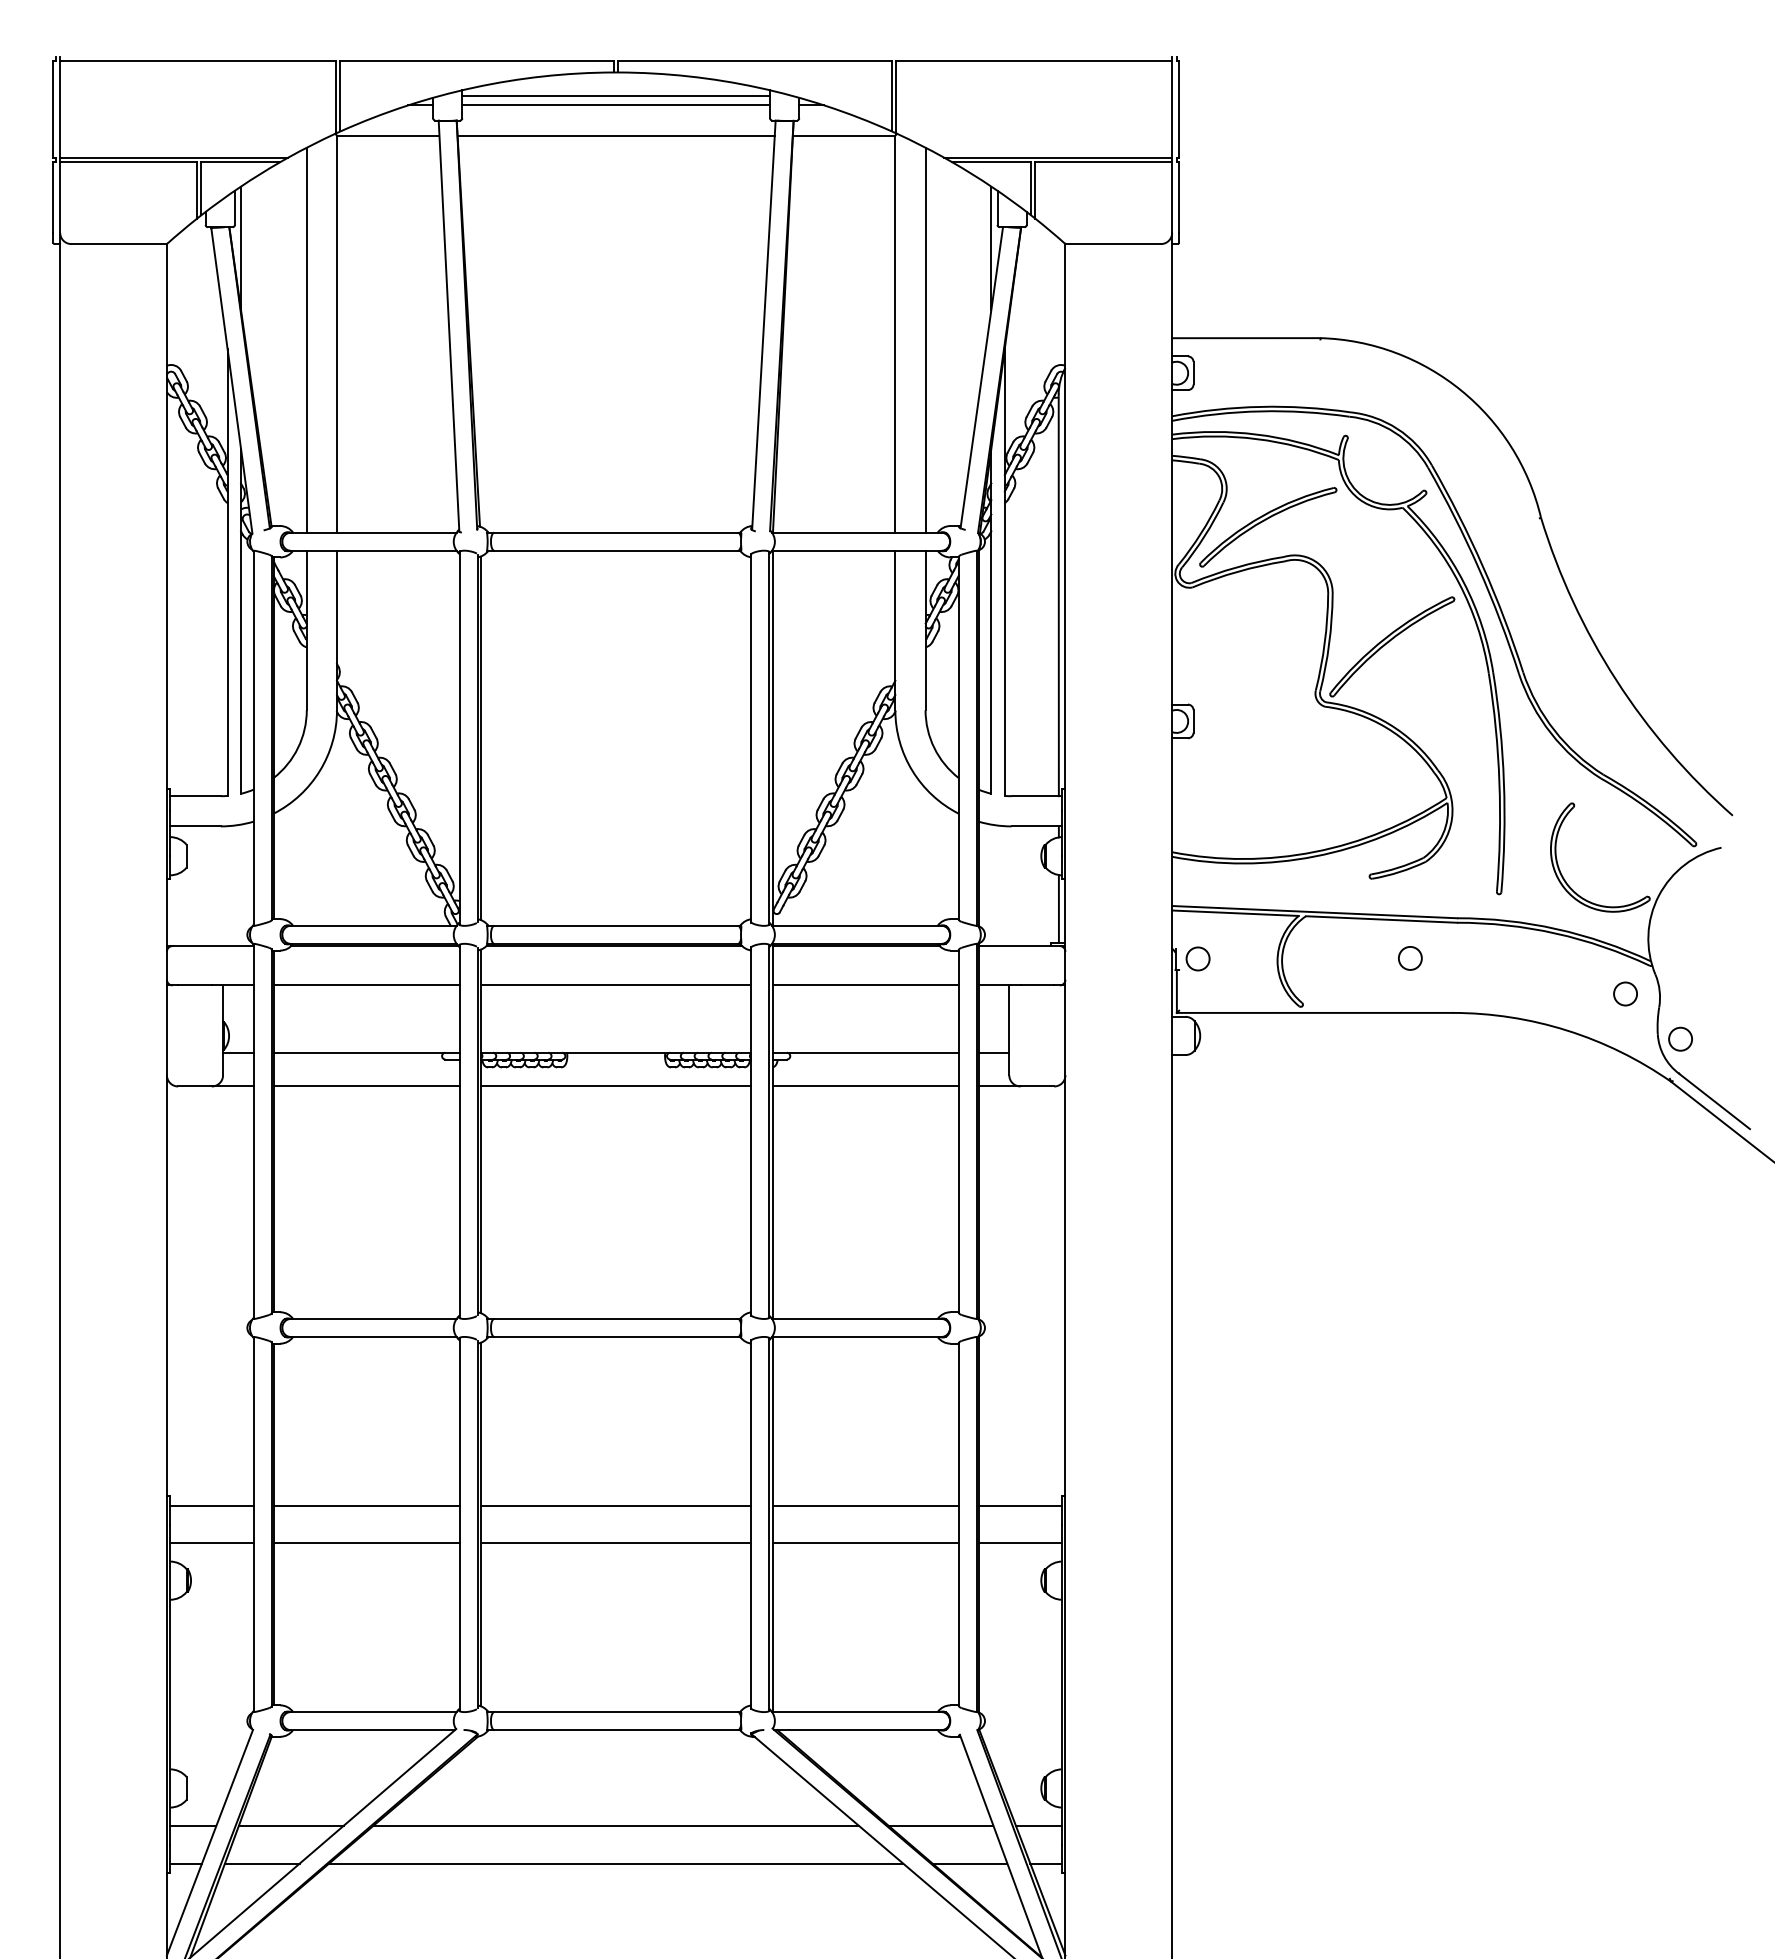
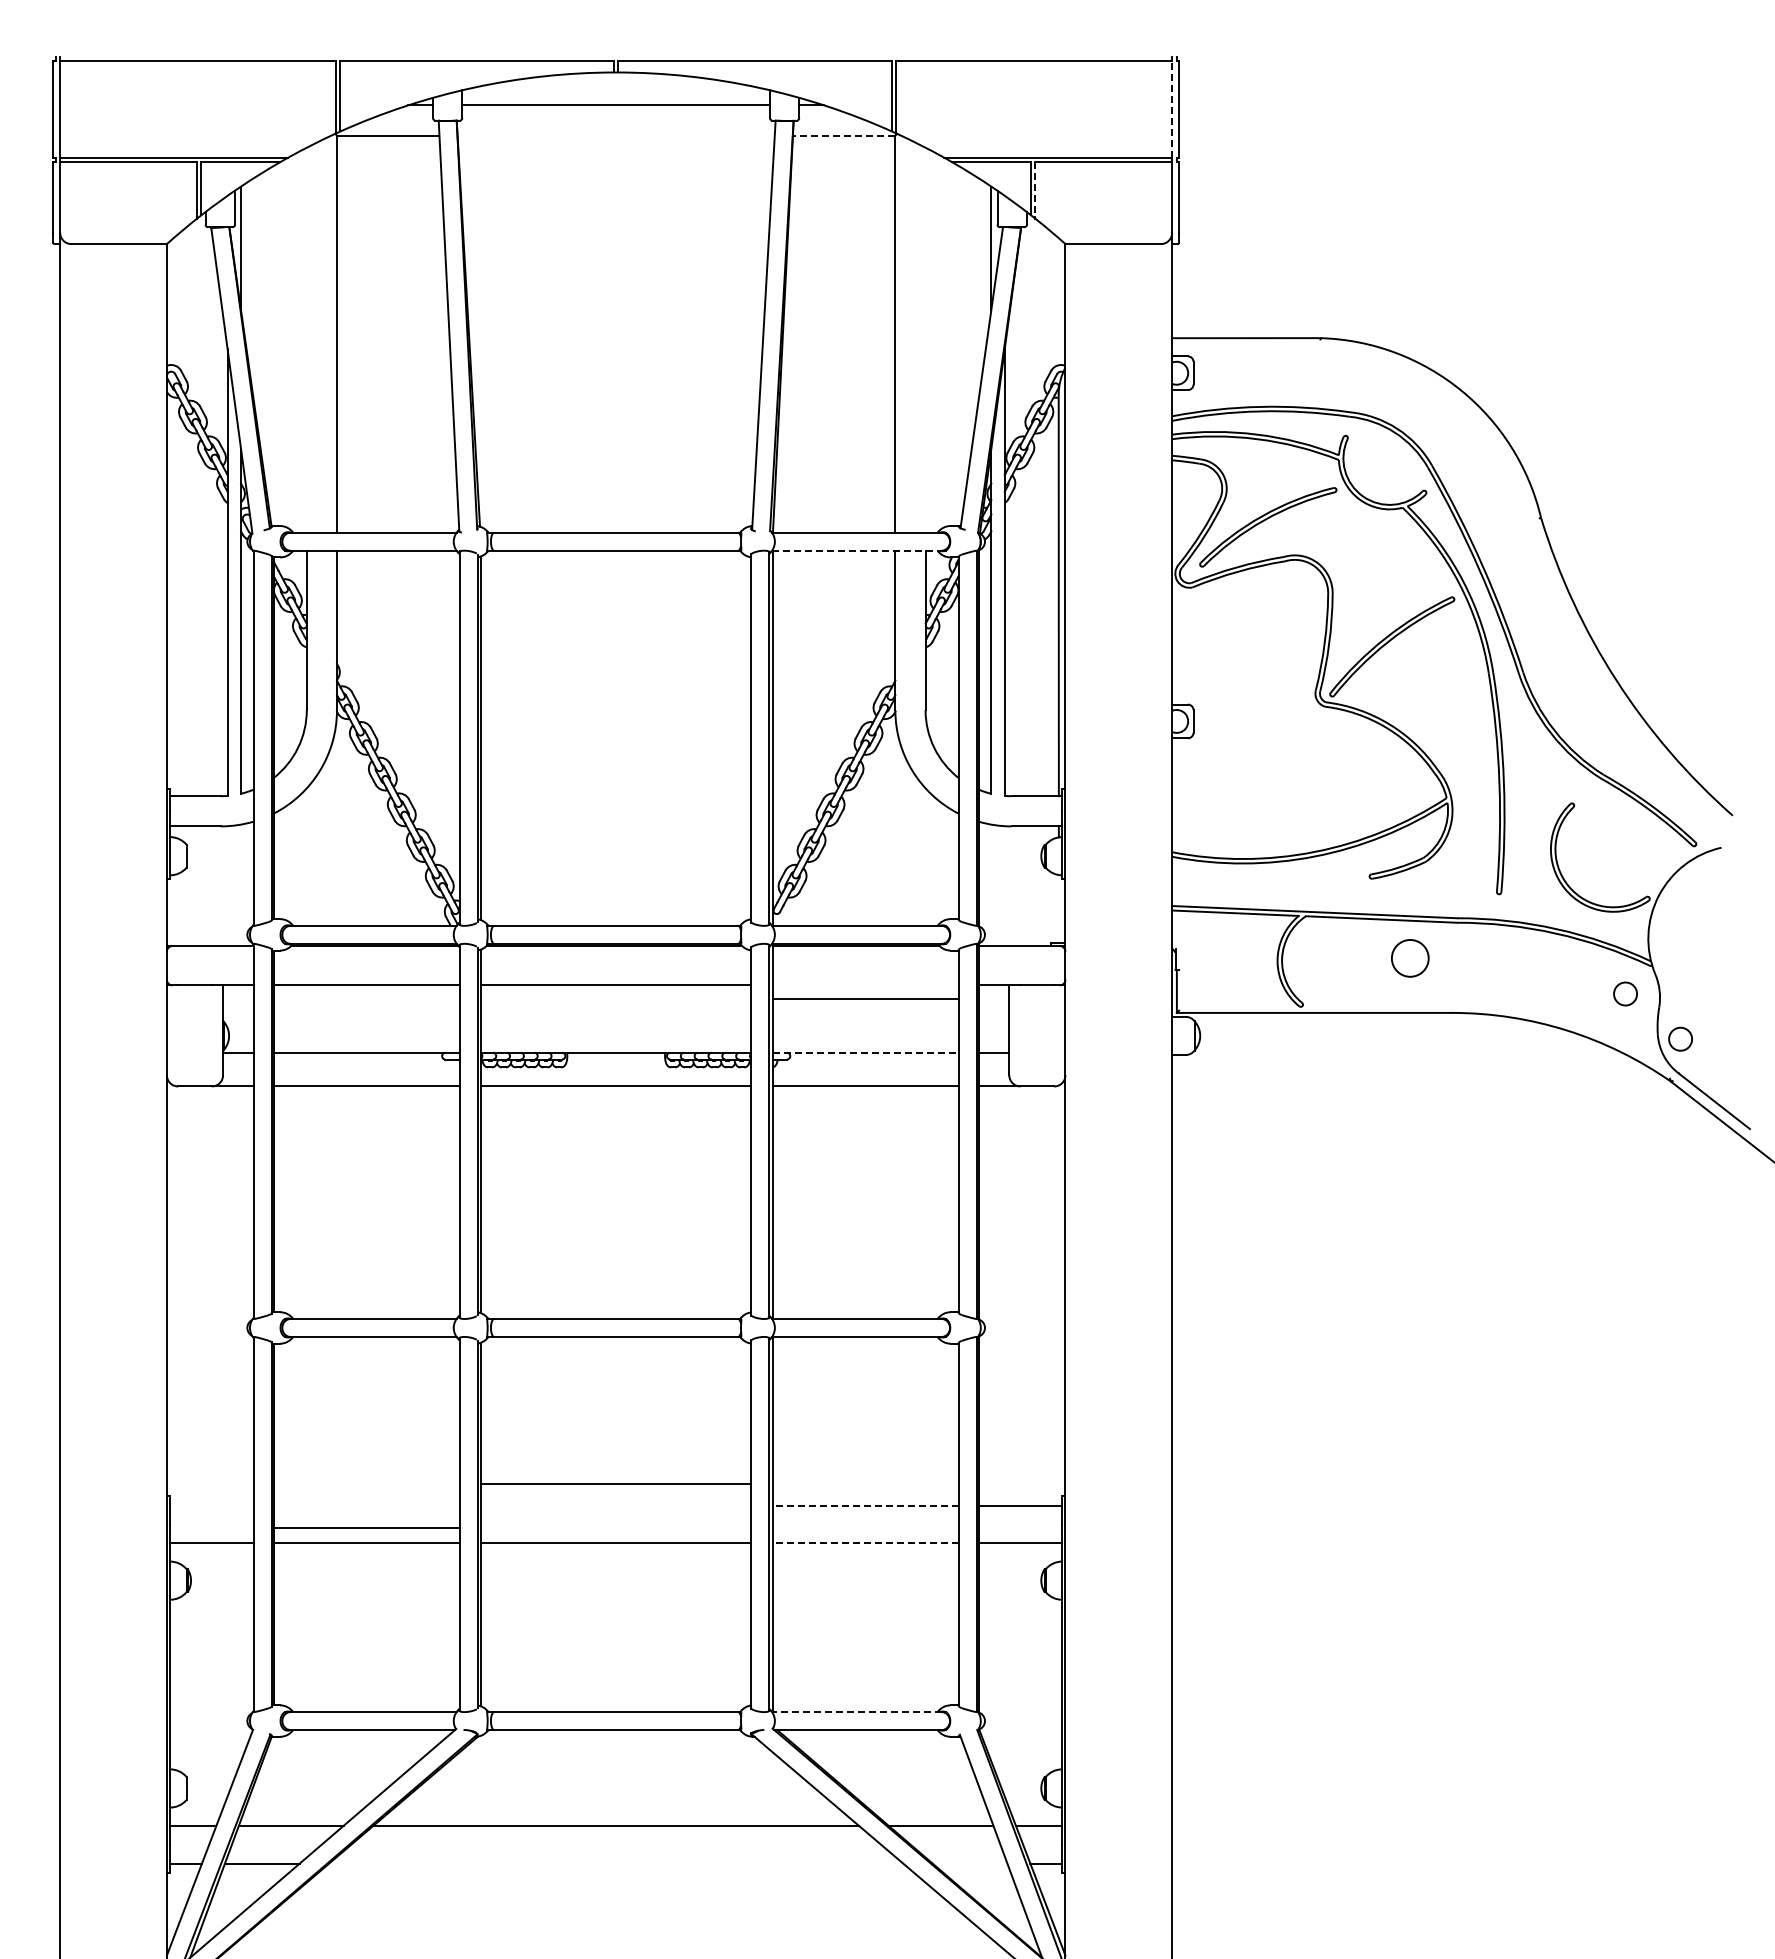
line: present -> none (616, 96)
line: solid -> dashed (1172, 108)
line: present -> none (615, 135)
line: solid -> dashed (843, 135)
line: solid -> dashed (1035, 189)
line: present -> none (306, 339)
line: present -> none (925, 339)
line: solid -> dashed (856, 550)
line: present -> none (1058, 908)
circle: present -> none (1197, 958)
circle size: 25x25 px -> 39x39 px (1410, 958)
line position: (865, 985) -> (865, 999) (865, 999)
line: solid -> dashed (866, 1052)
line: present -> none (211, 1505)
line position: (366, 1505) -> (366, 1527) (366, 1527)
line position: (615, 1505) -> (615, 1483) (615, 1483)
line: solid -> dashed (865, 1505)
line: solid -> dashed (865, 1543)
line: solid -> dashed (856, 1712)
line: present -> none (616, 1863)
line: present -> none (969, 1863)
